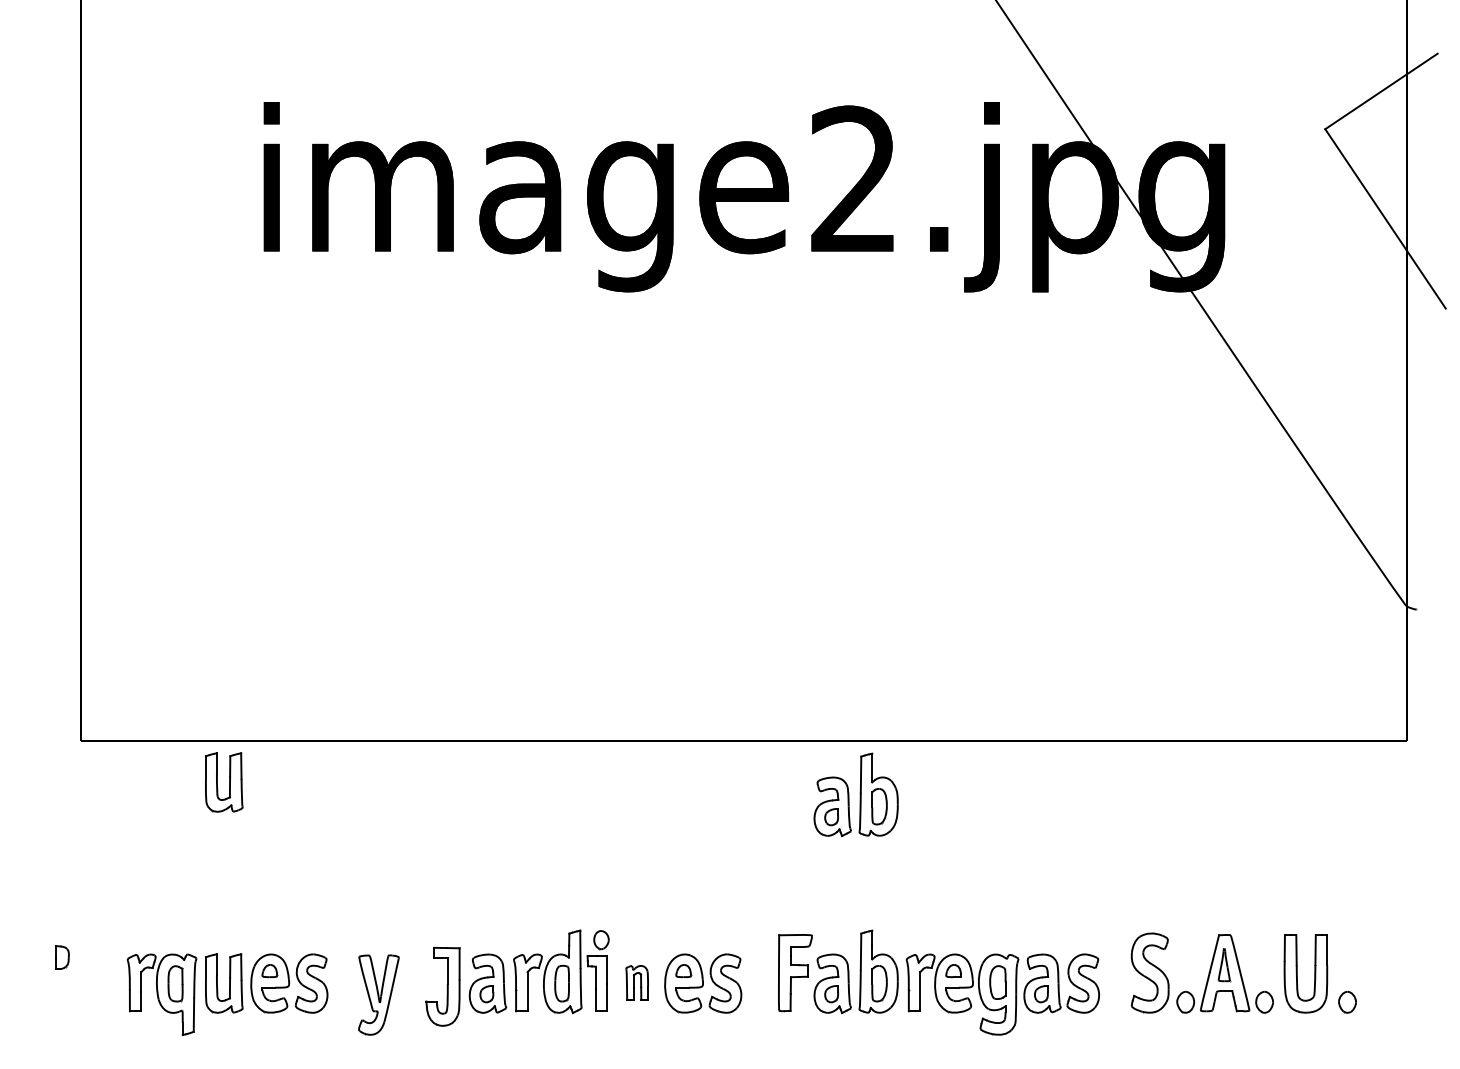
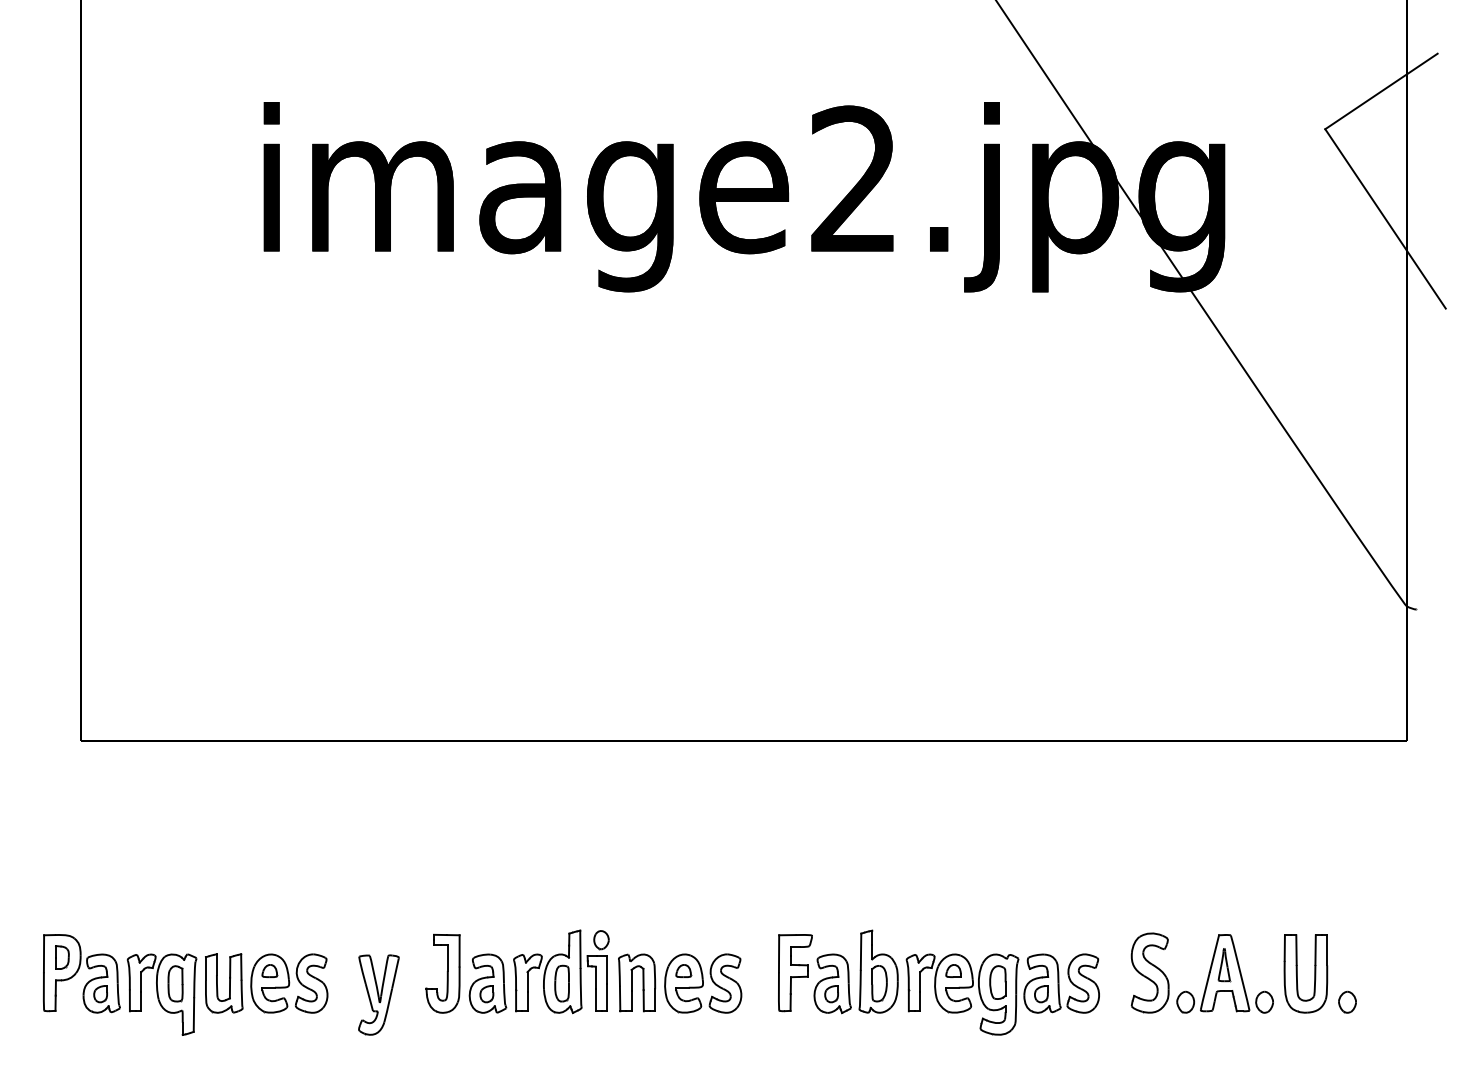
part: present -> none (224, 782)
part: present -> none (855, 794)
part: none -> present (81, 973)
part size: 24x36 px -> 39x60 px (637, 982)
part position: (442, 986) -> (442, 973) (442, 973)
